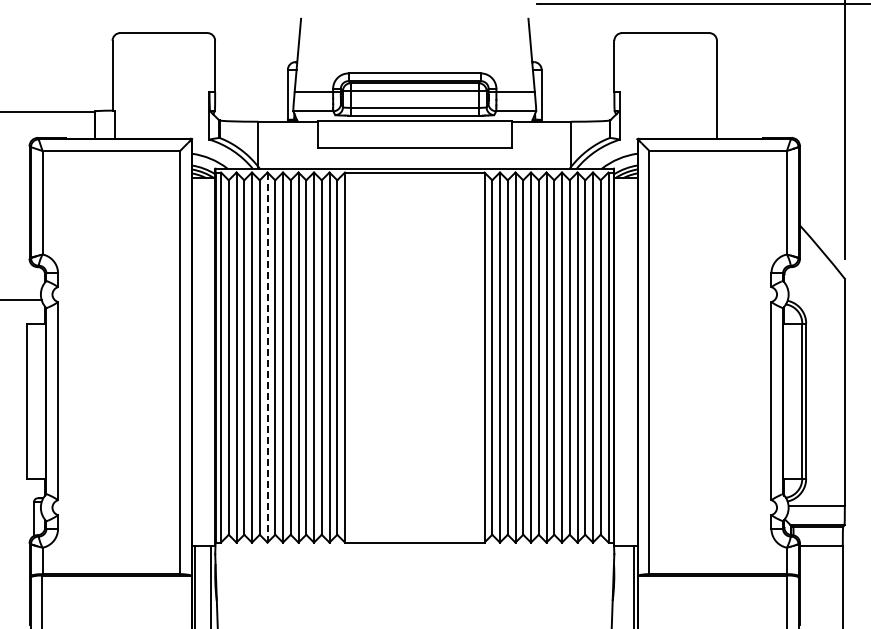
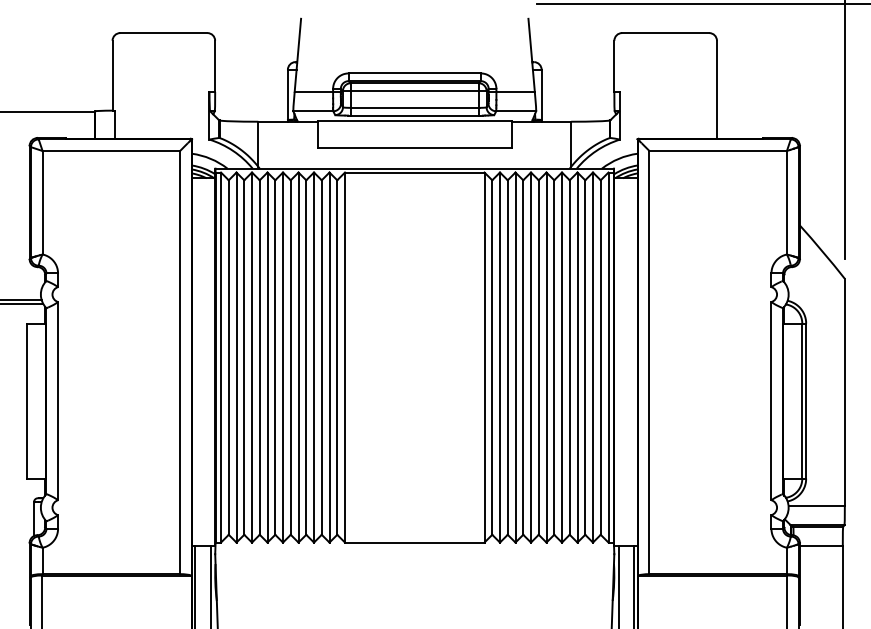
line: none -> present (22, 304)
line: dashed -> solid (267, 357)
line: none -> present (618, 585)
